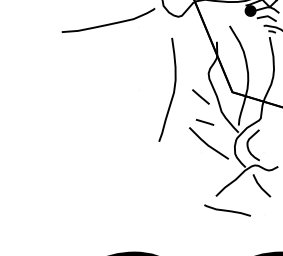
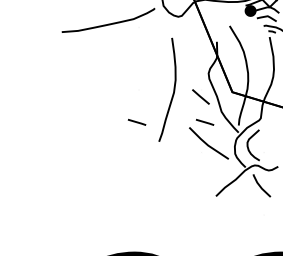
line: none -> present (136, 121)
curve: present -> none (227, 210)
